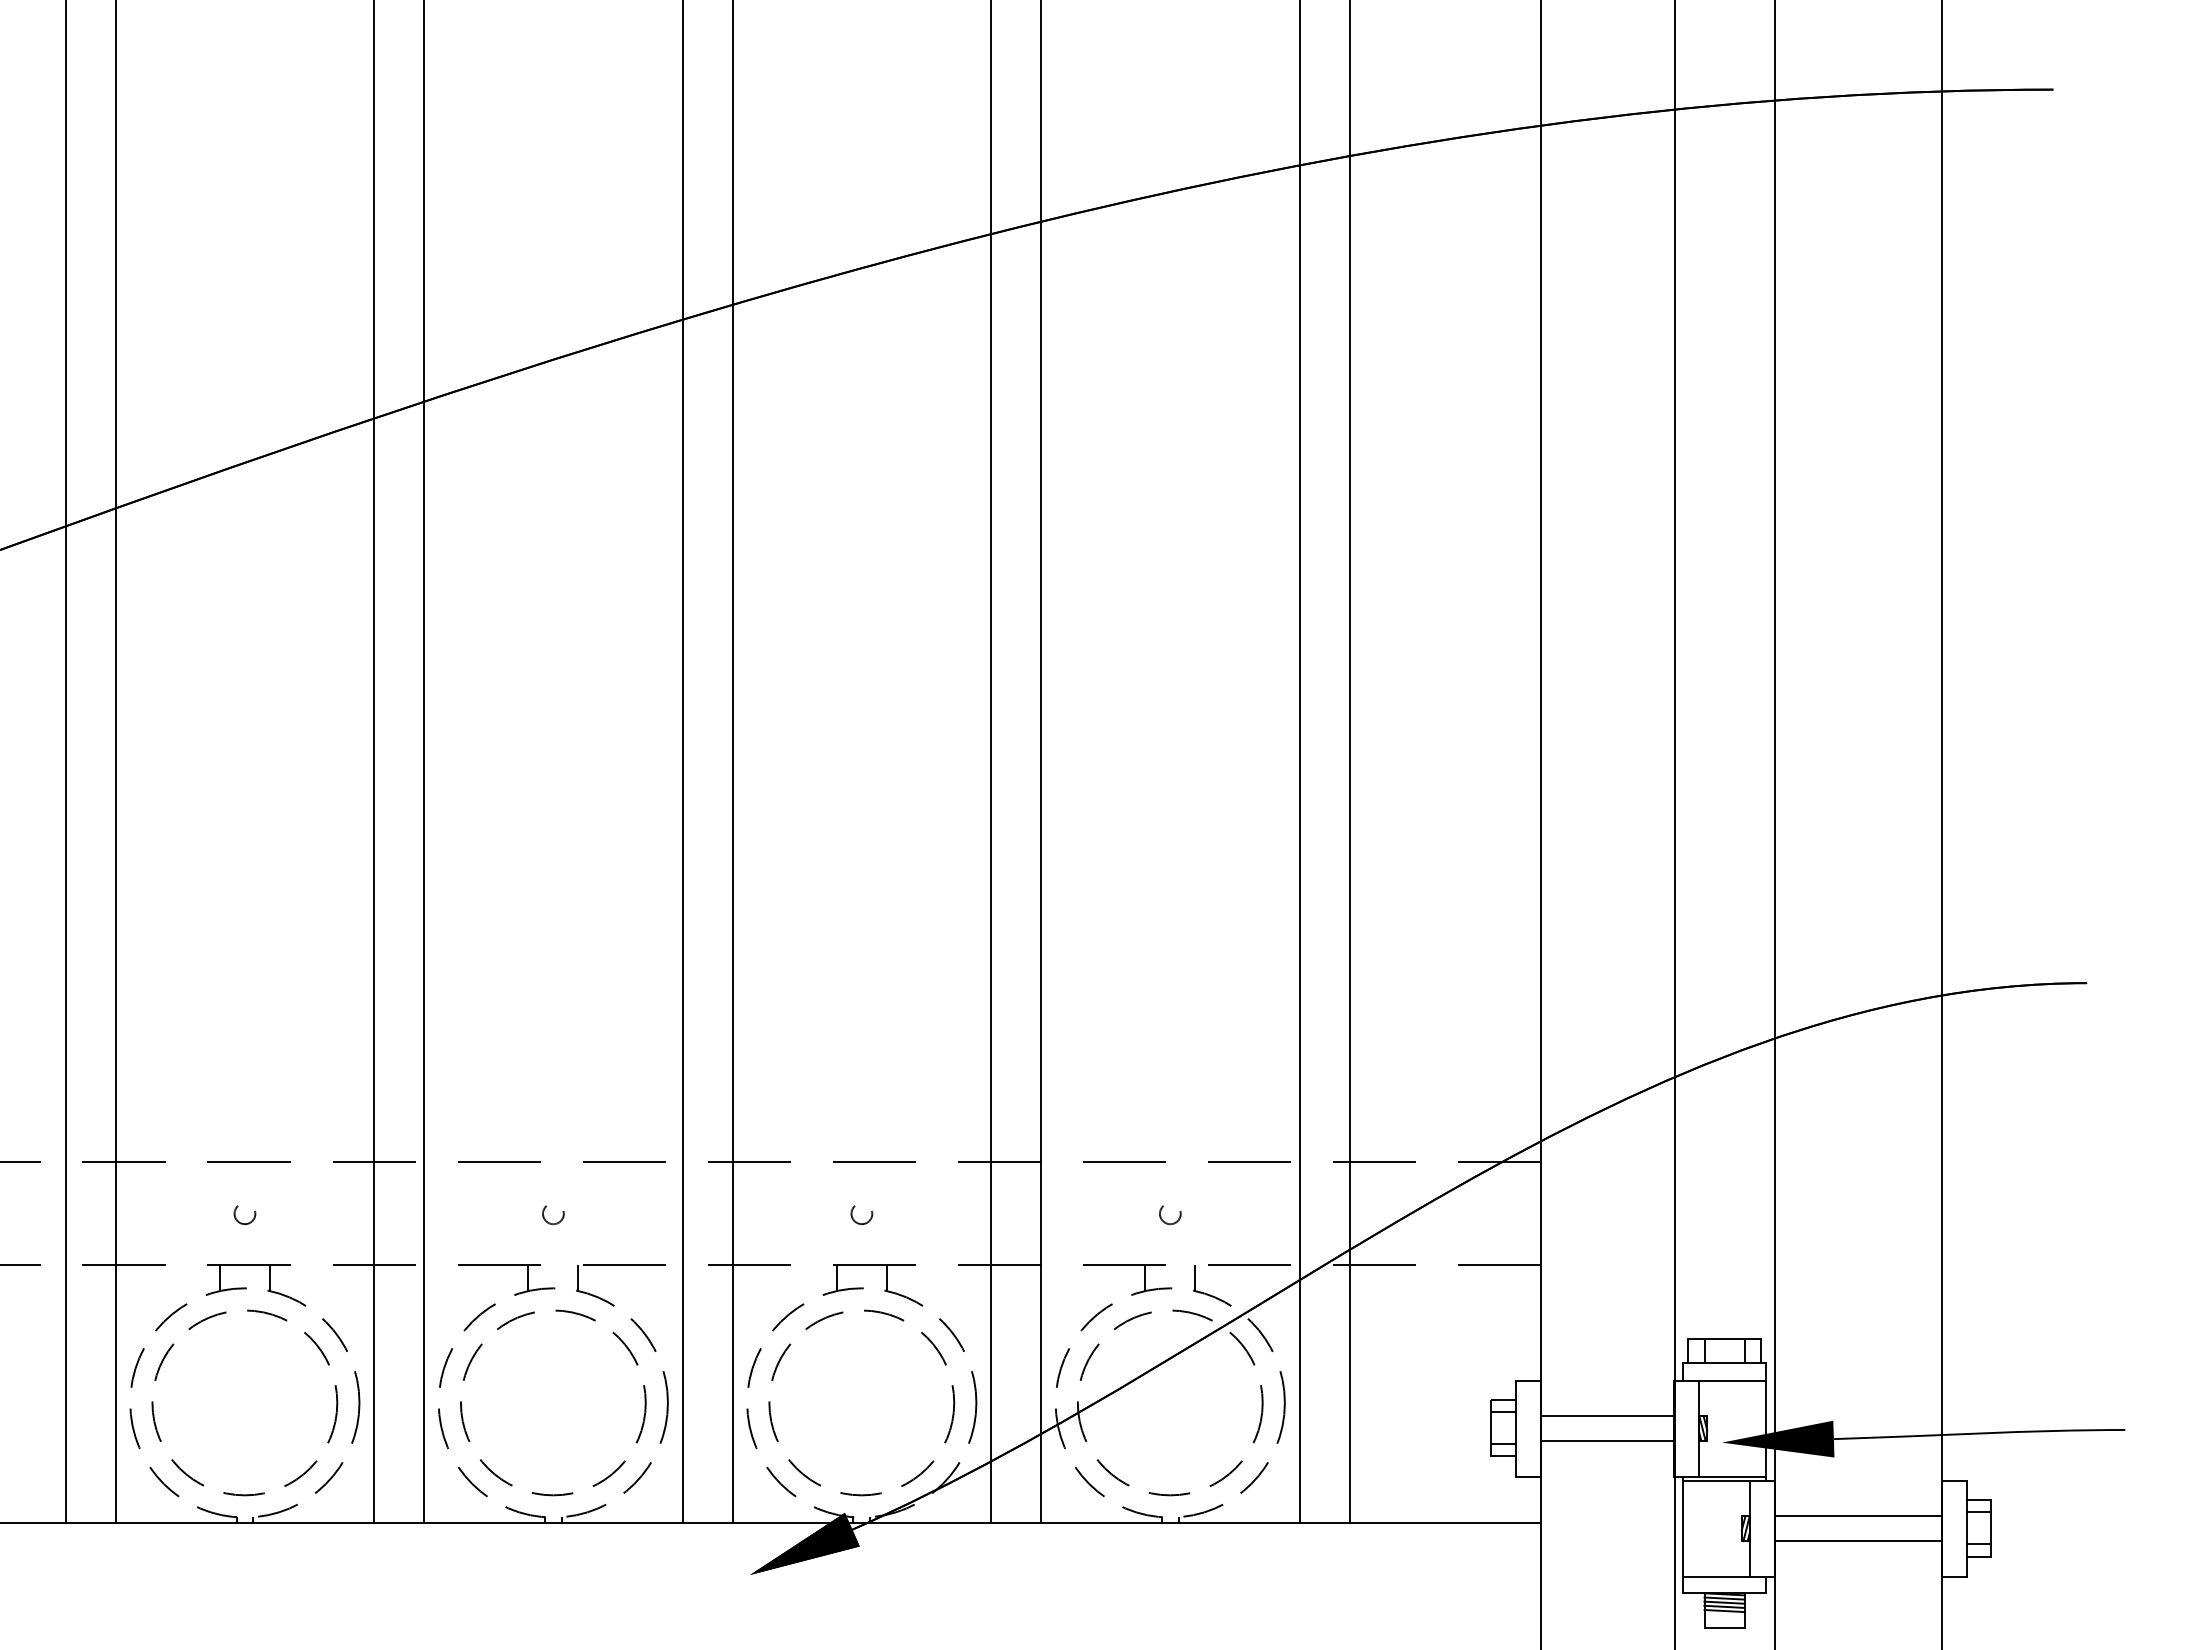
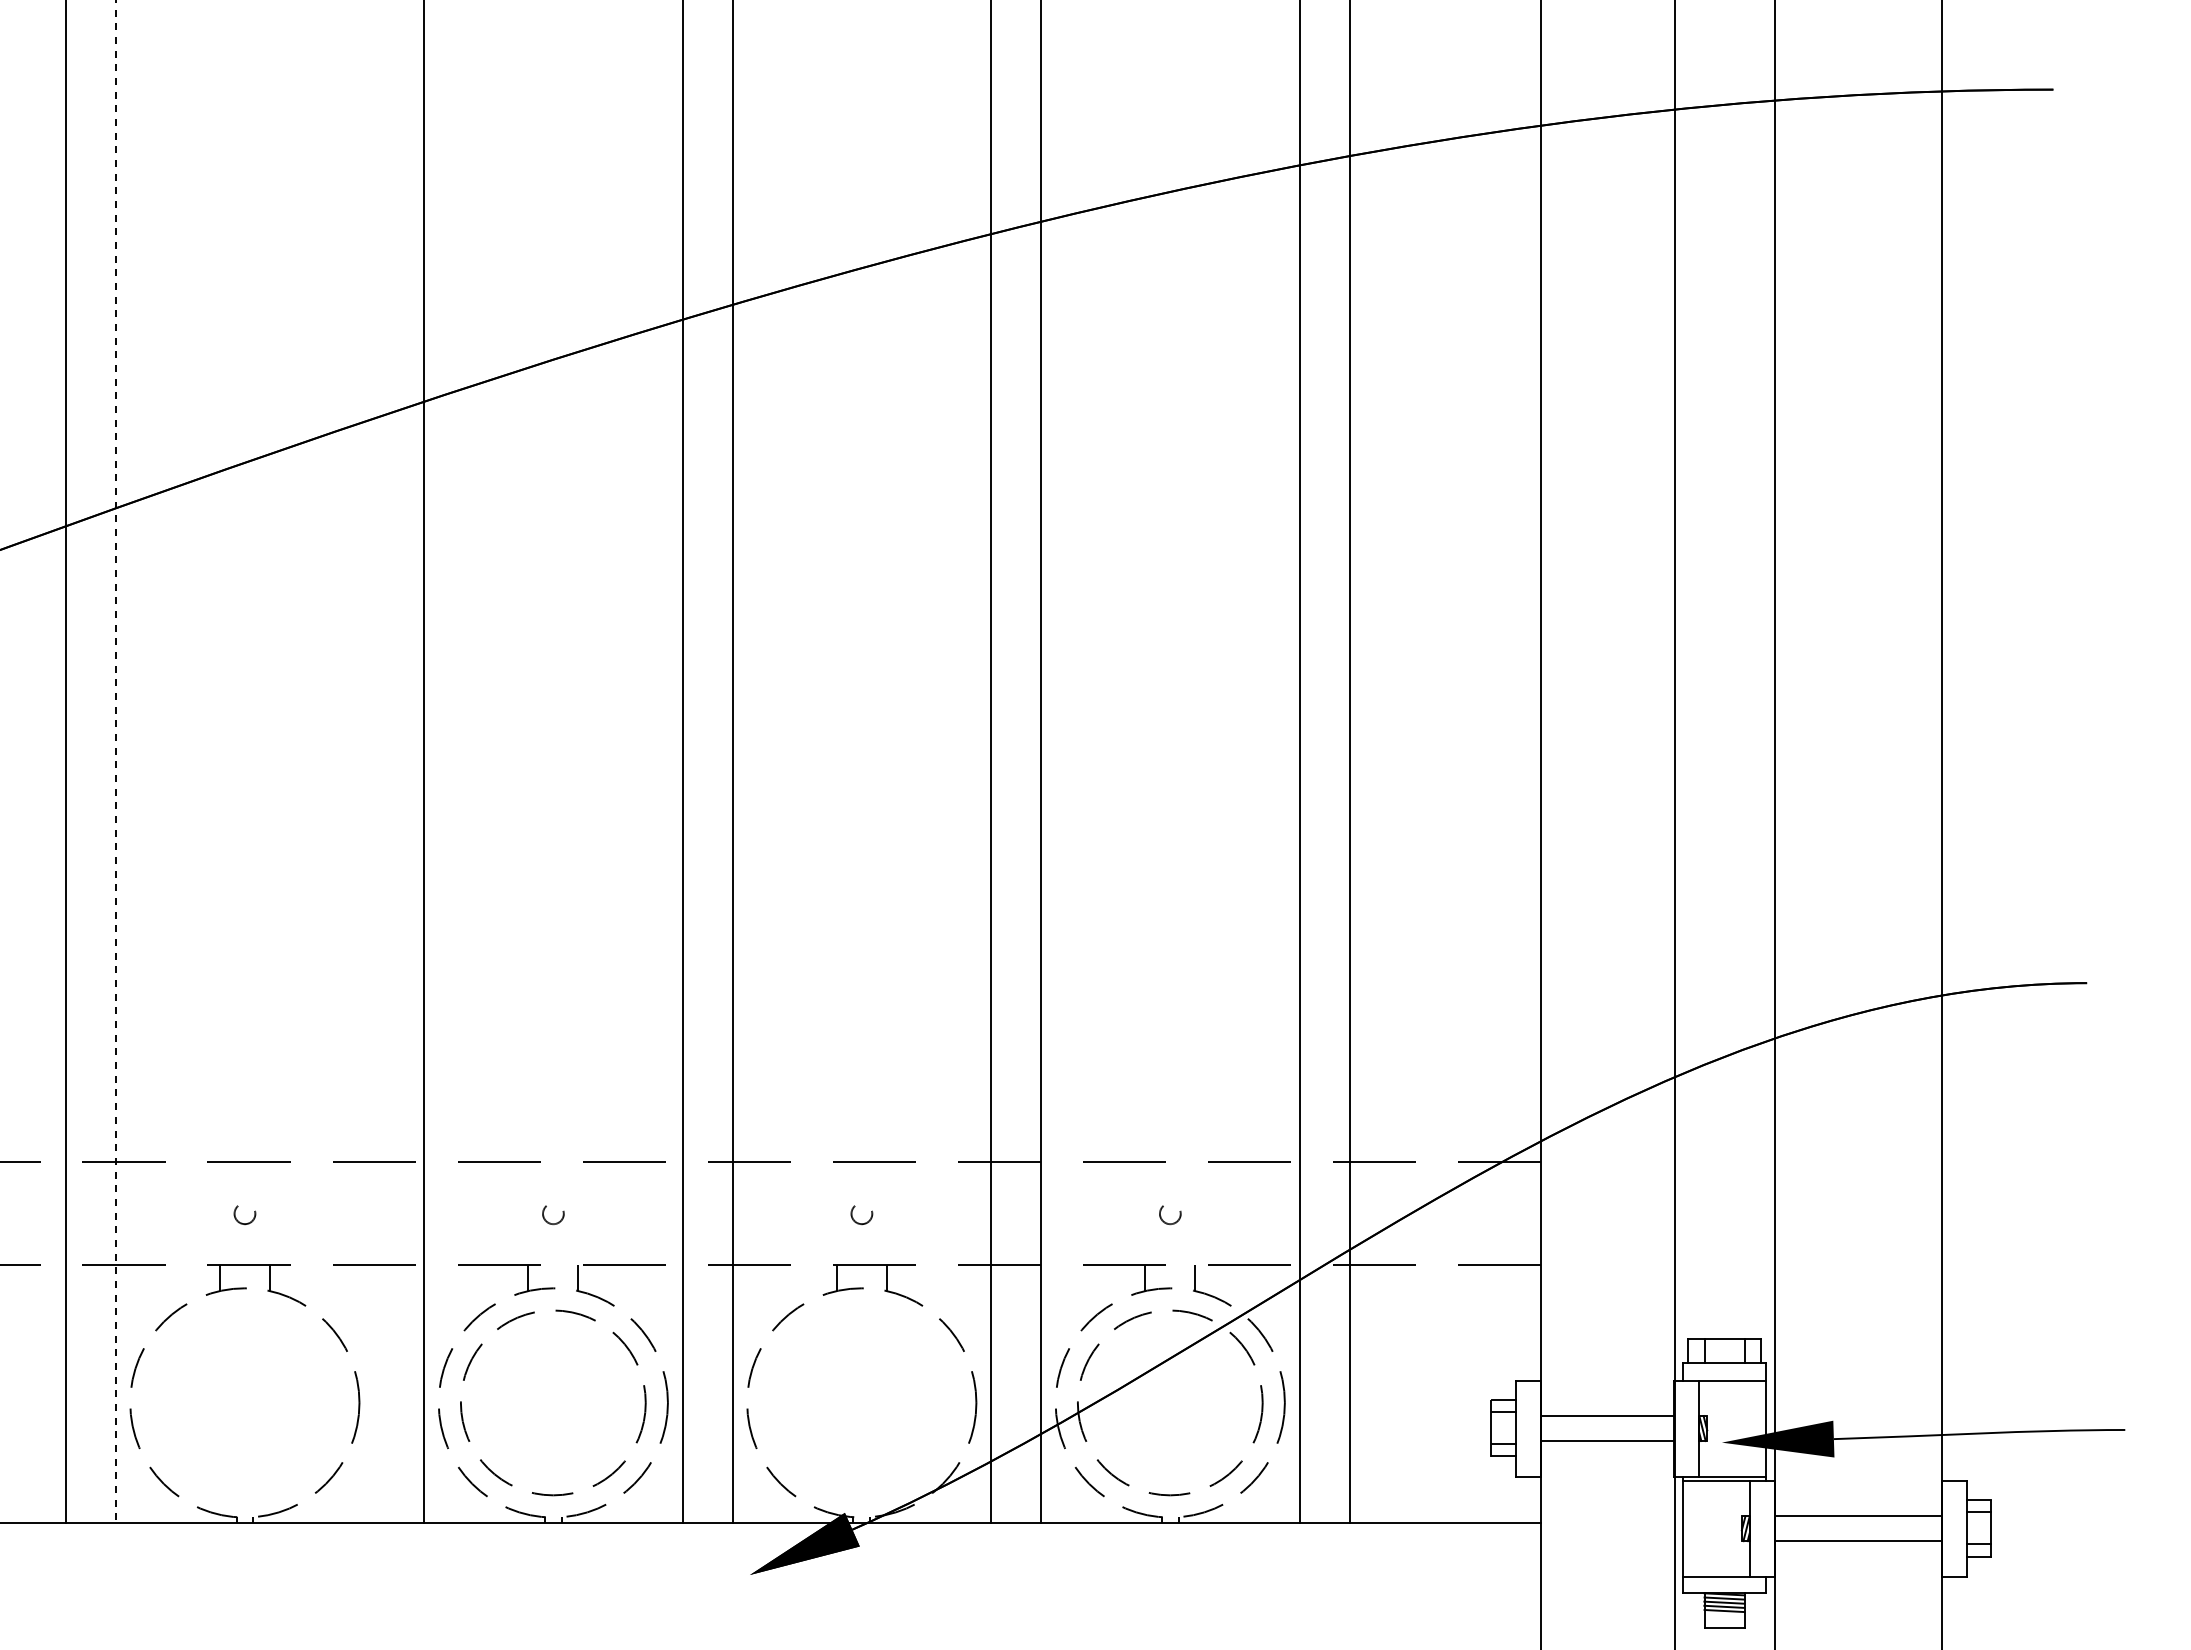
line: solid -> dashed (115, 762)
line: present -> none (374, 762)
circle: present -> none (244, 1402)
circle: present -> none (861, 1402)
